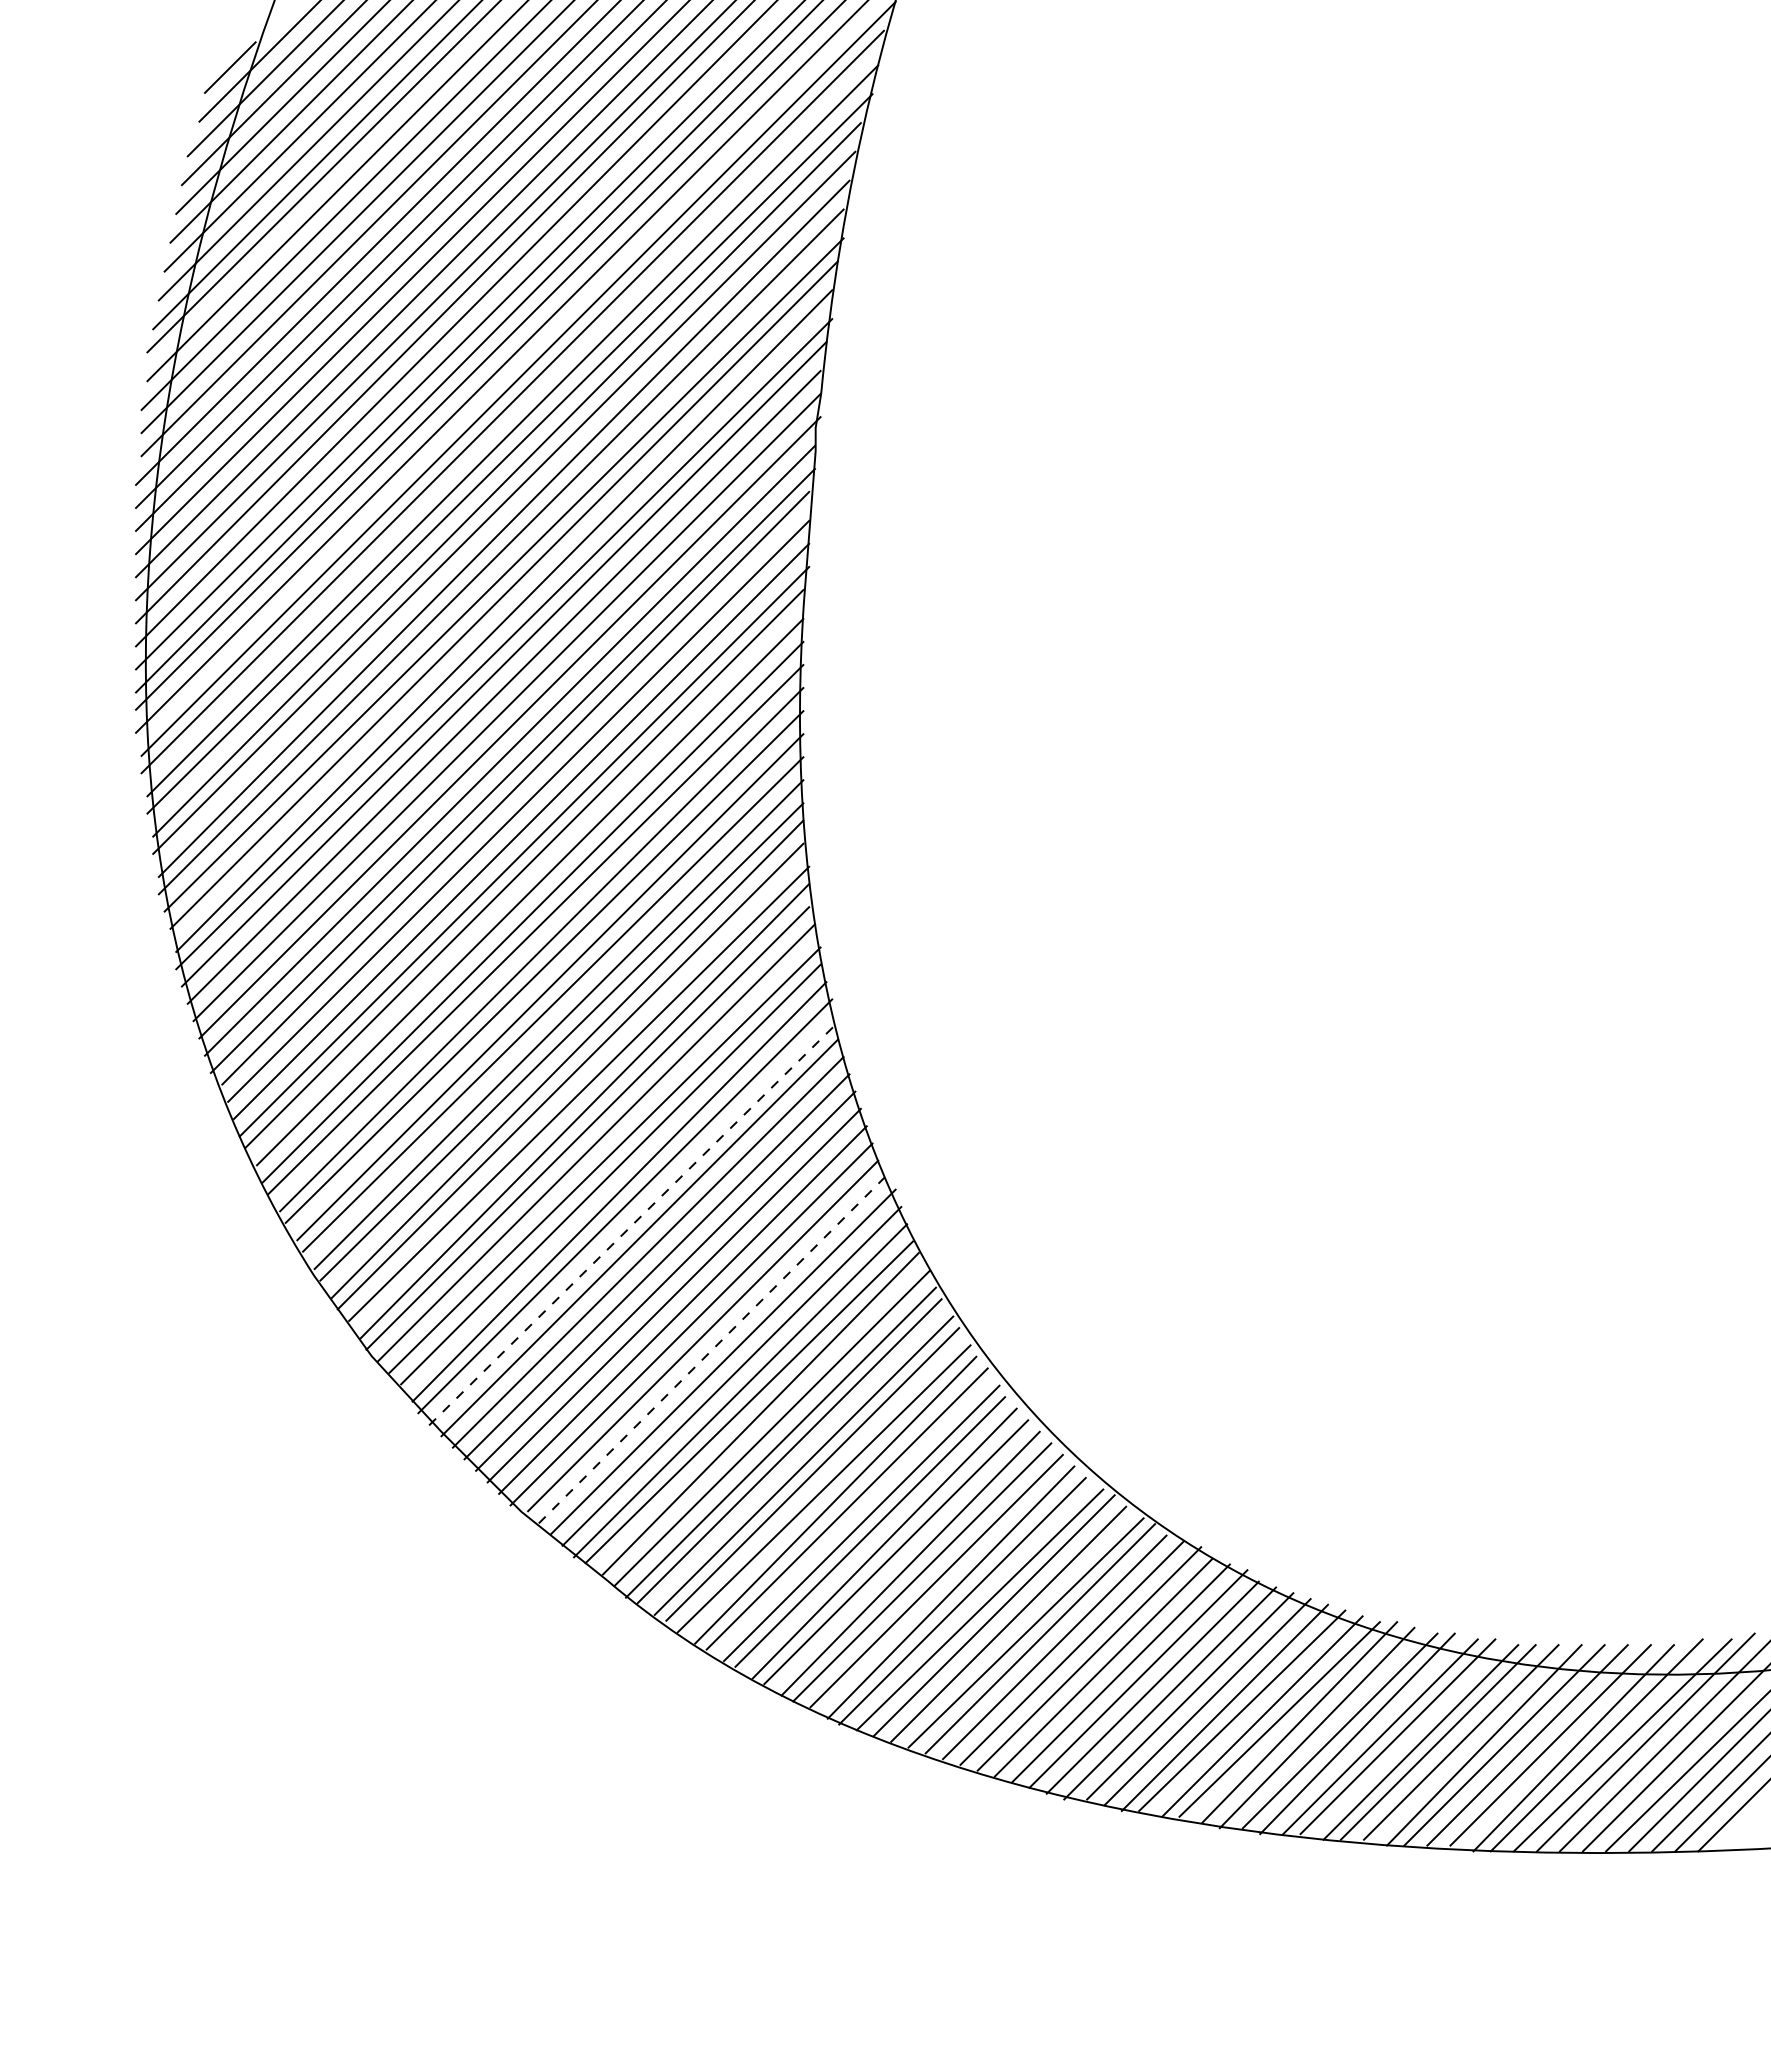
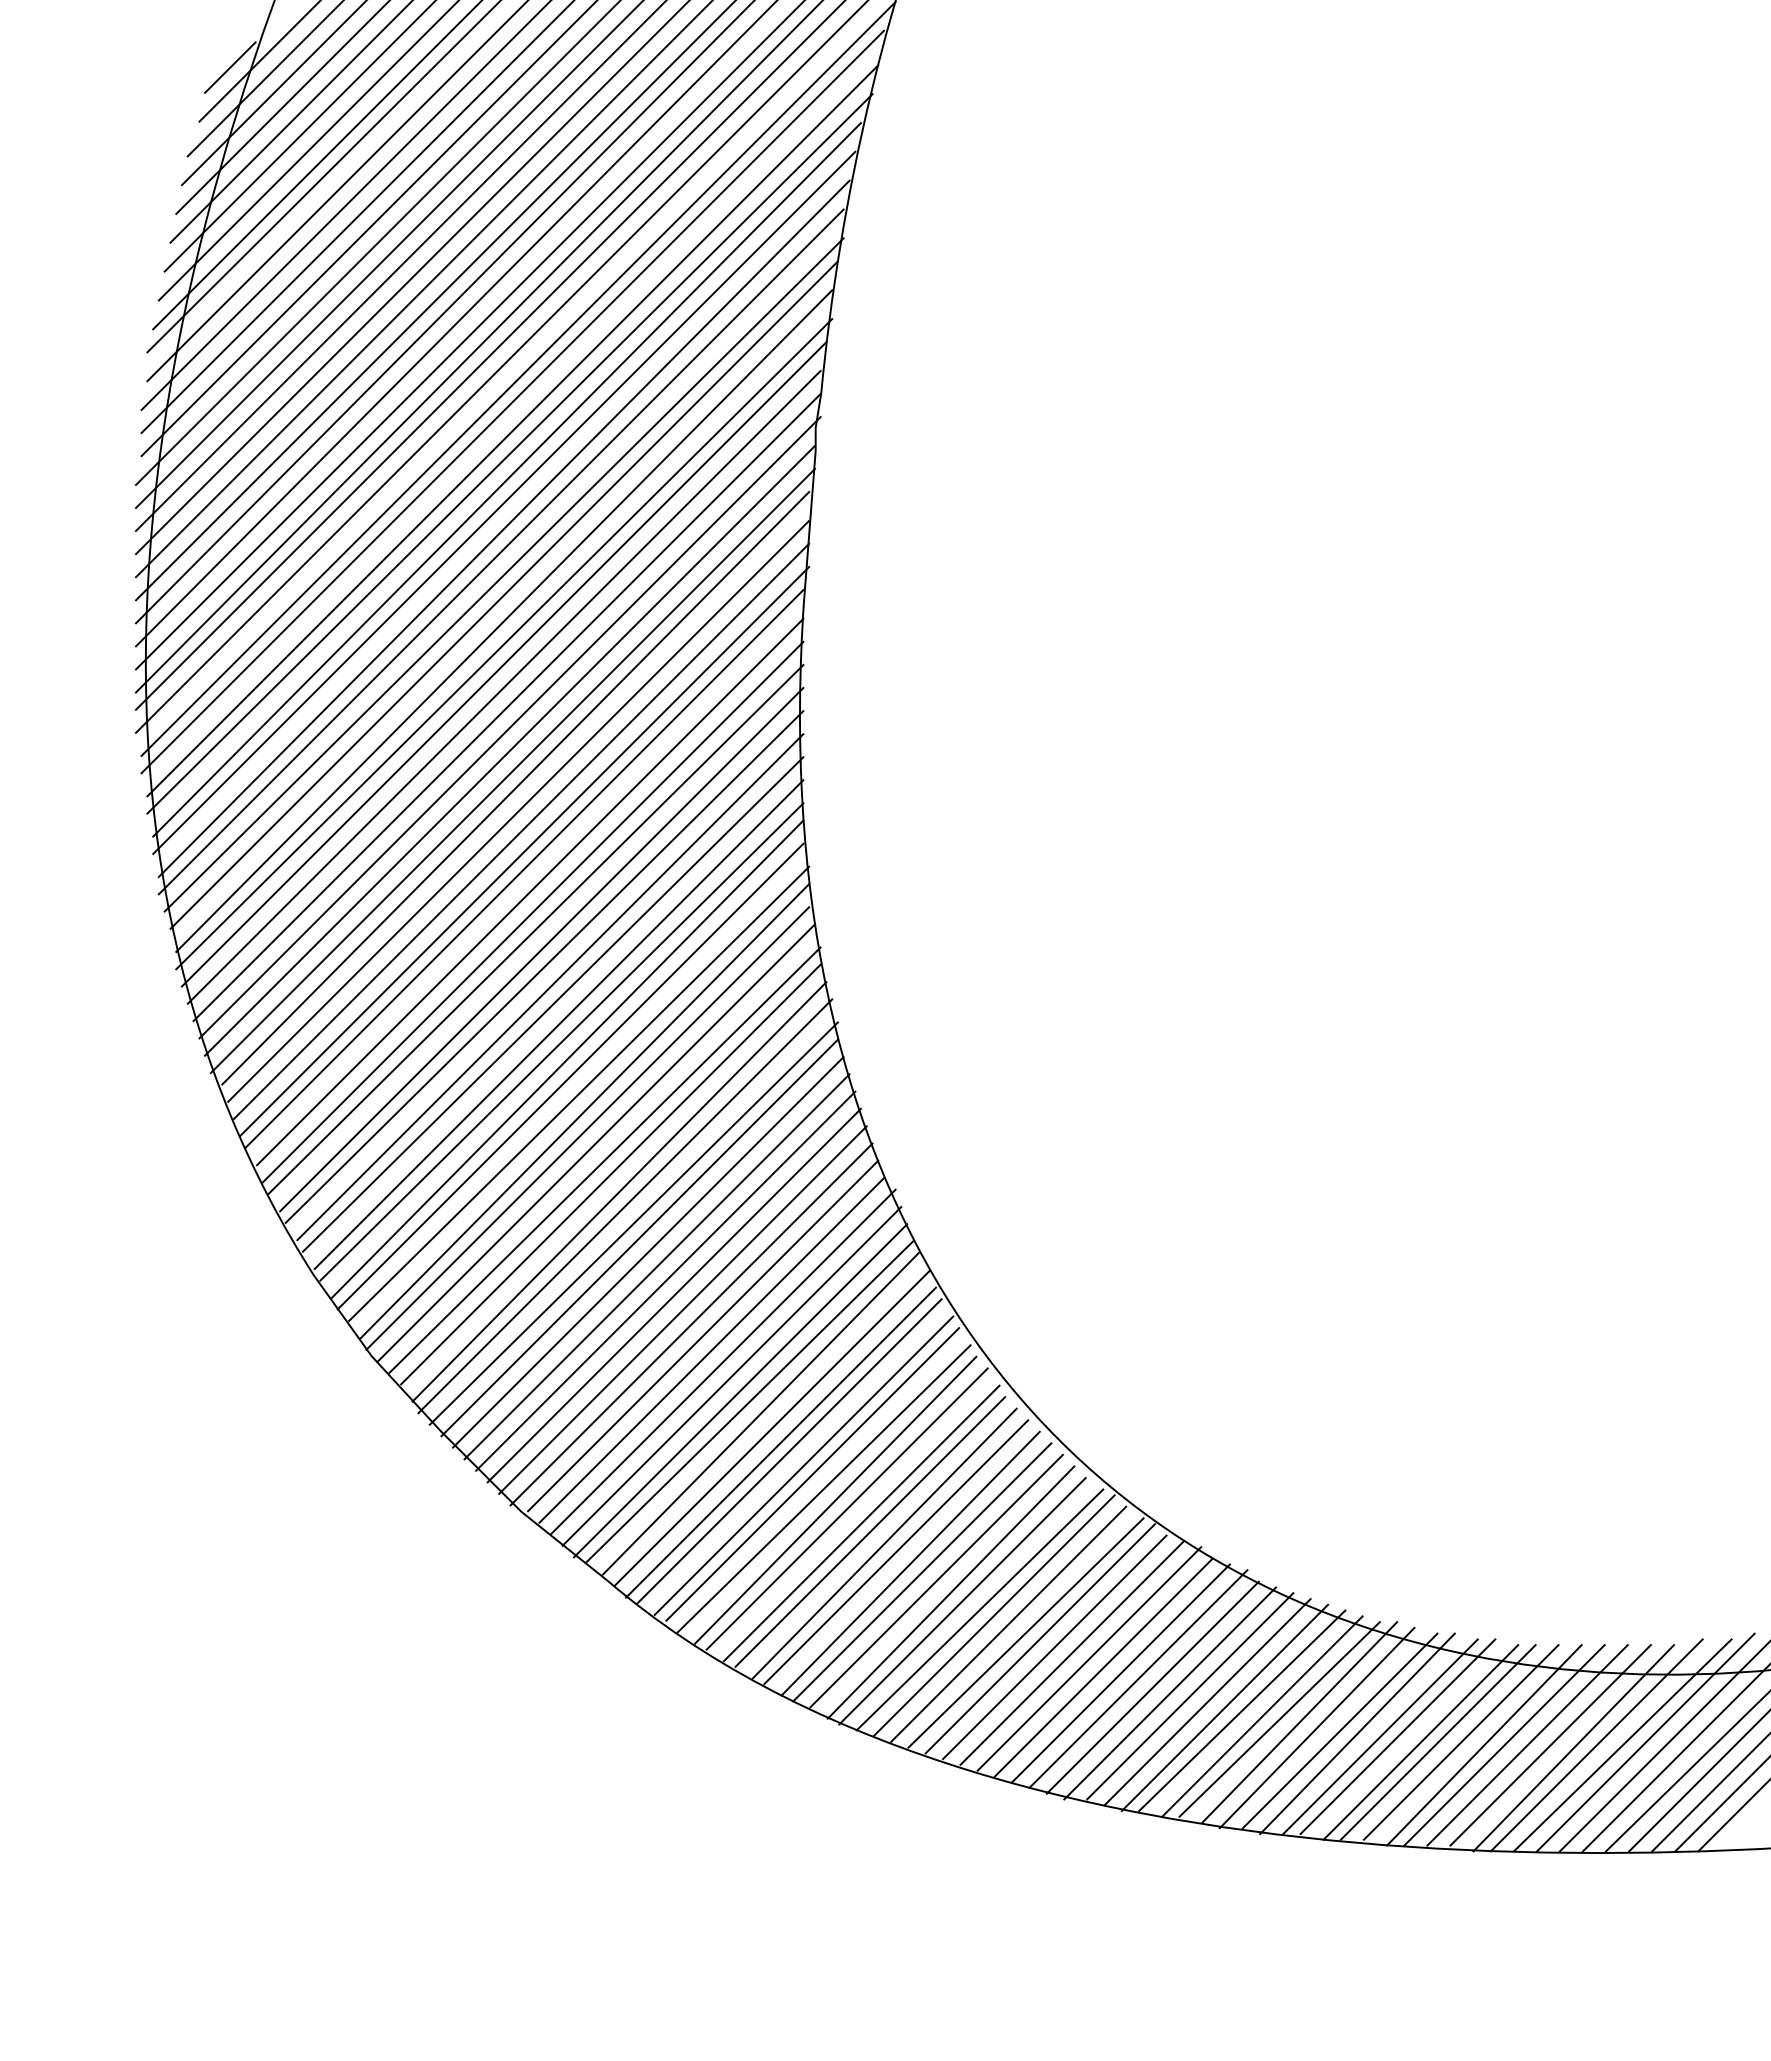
line: dashed -> solid (634, 1223)
line: dashed -> solid (711, 1350)
